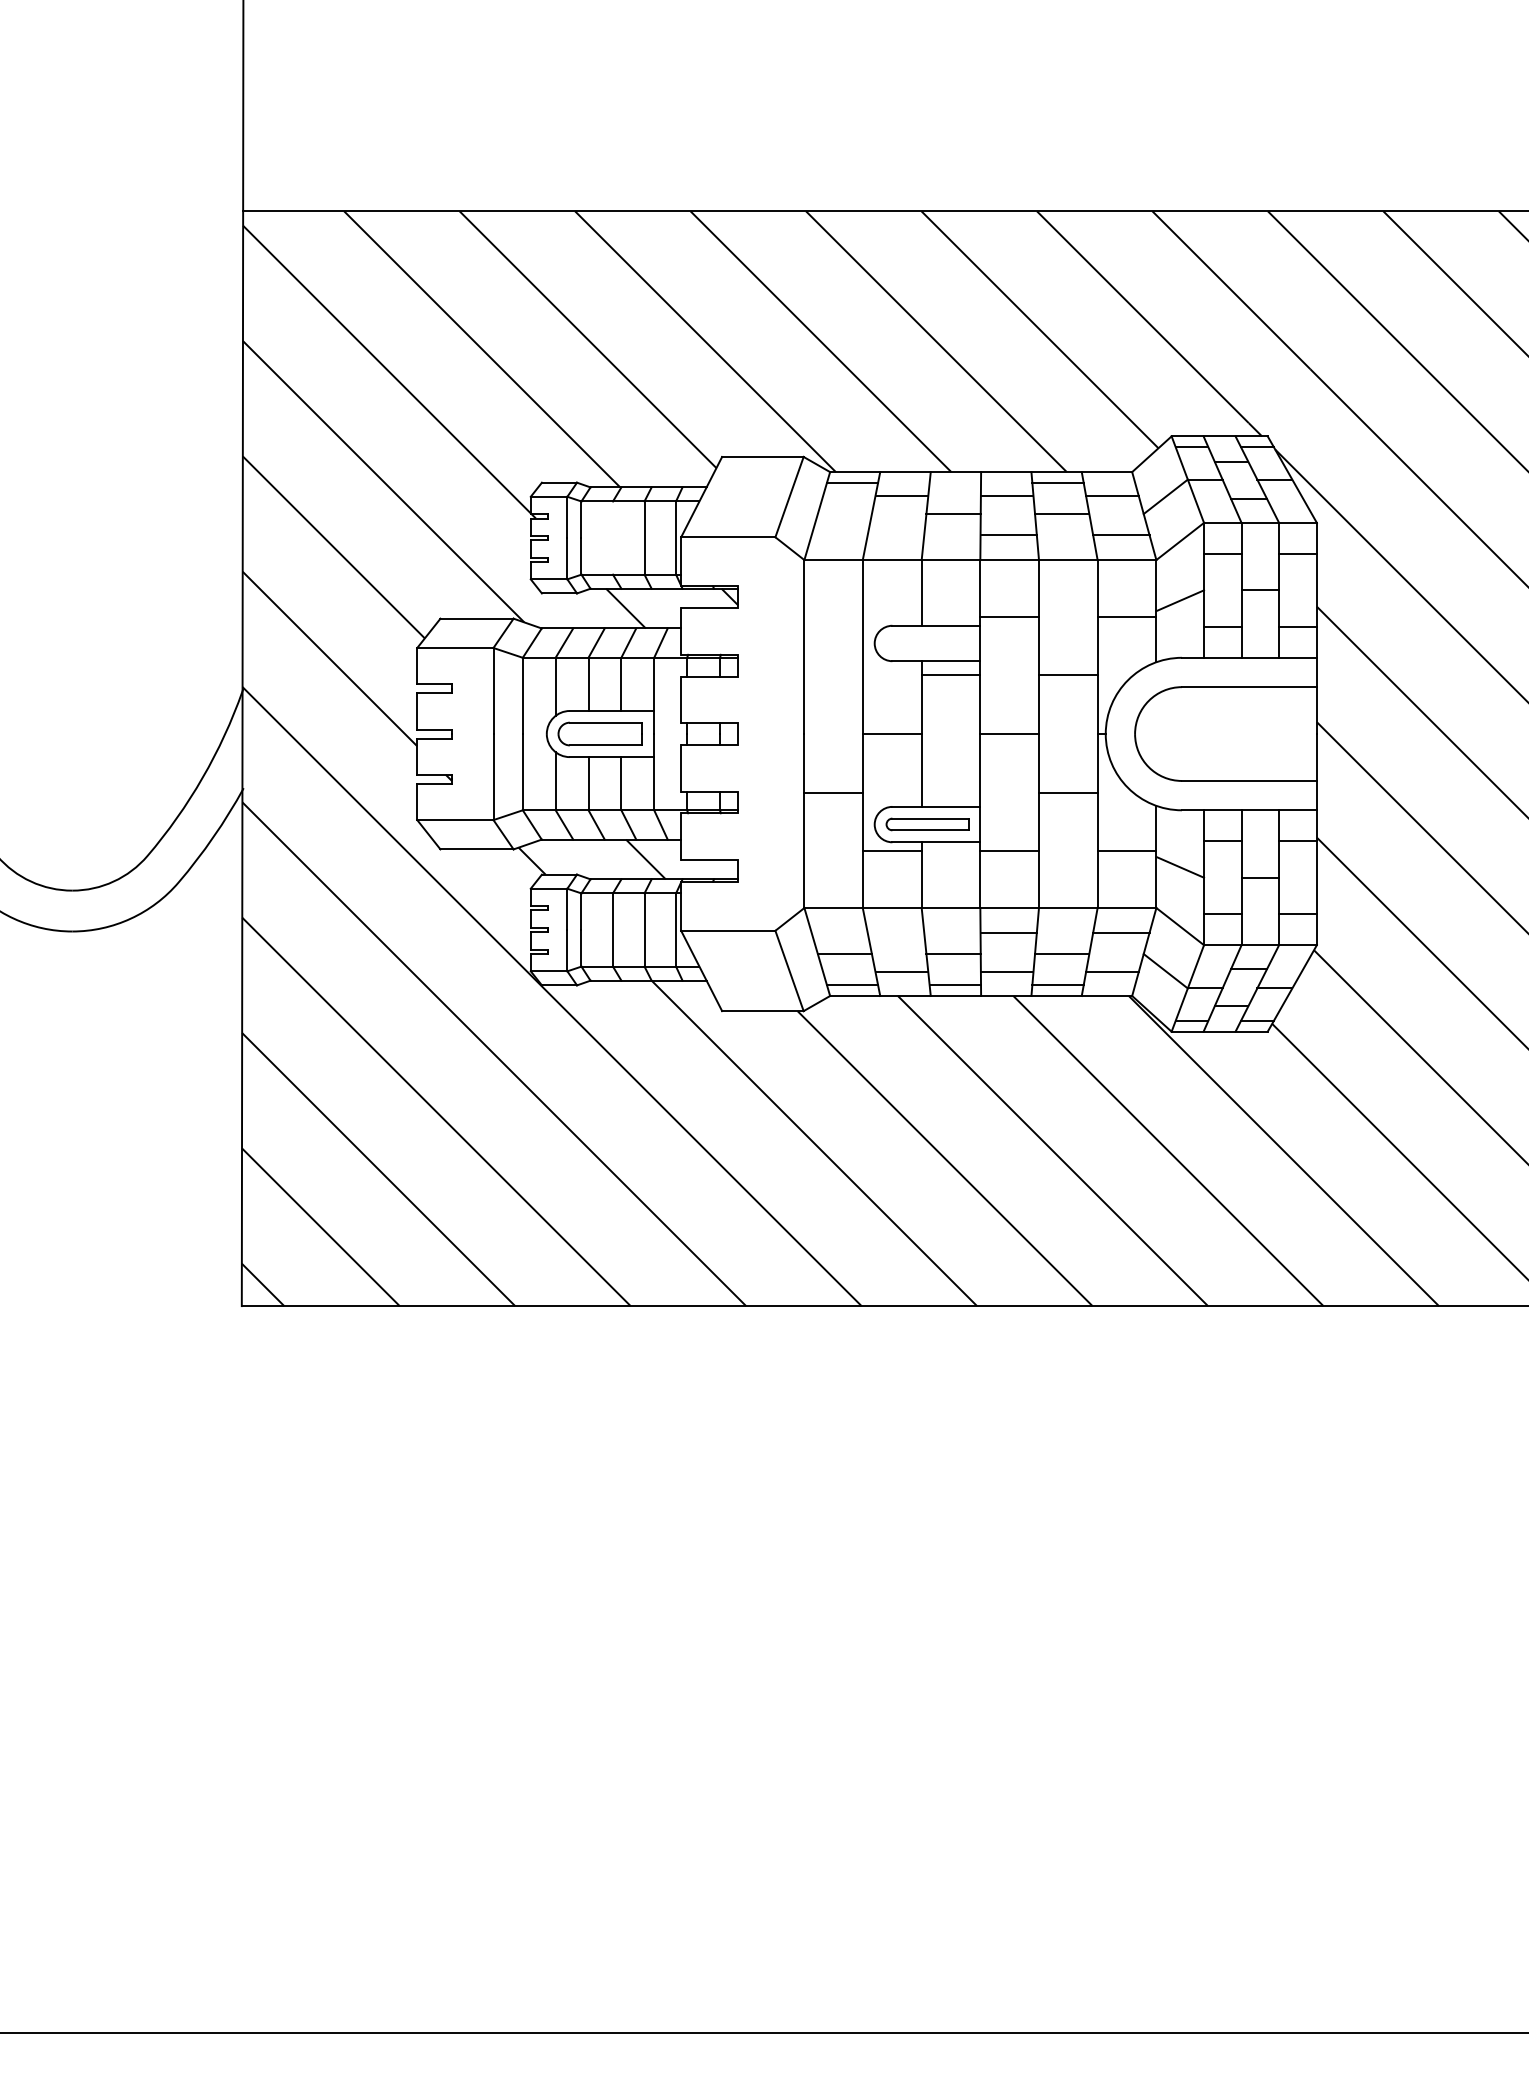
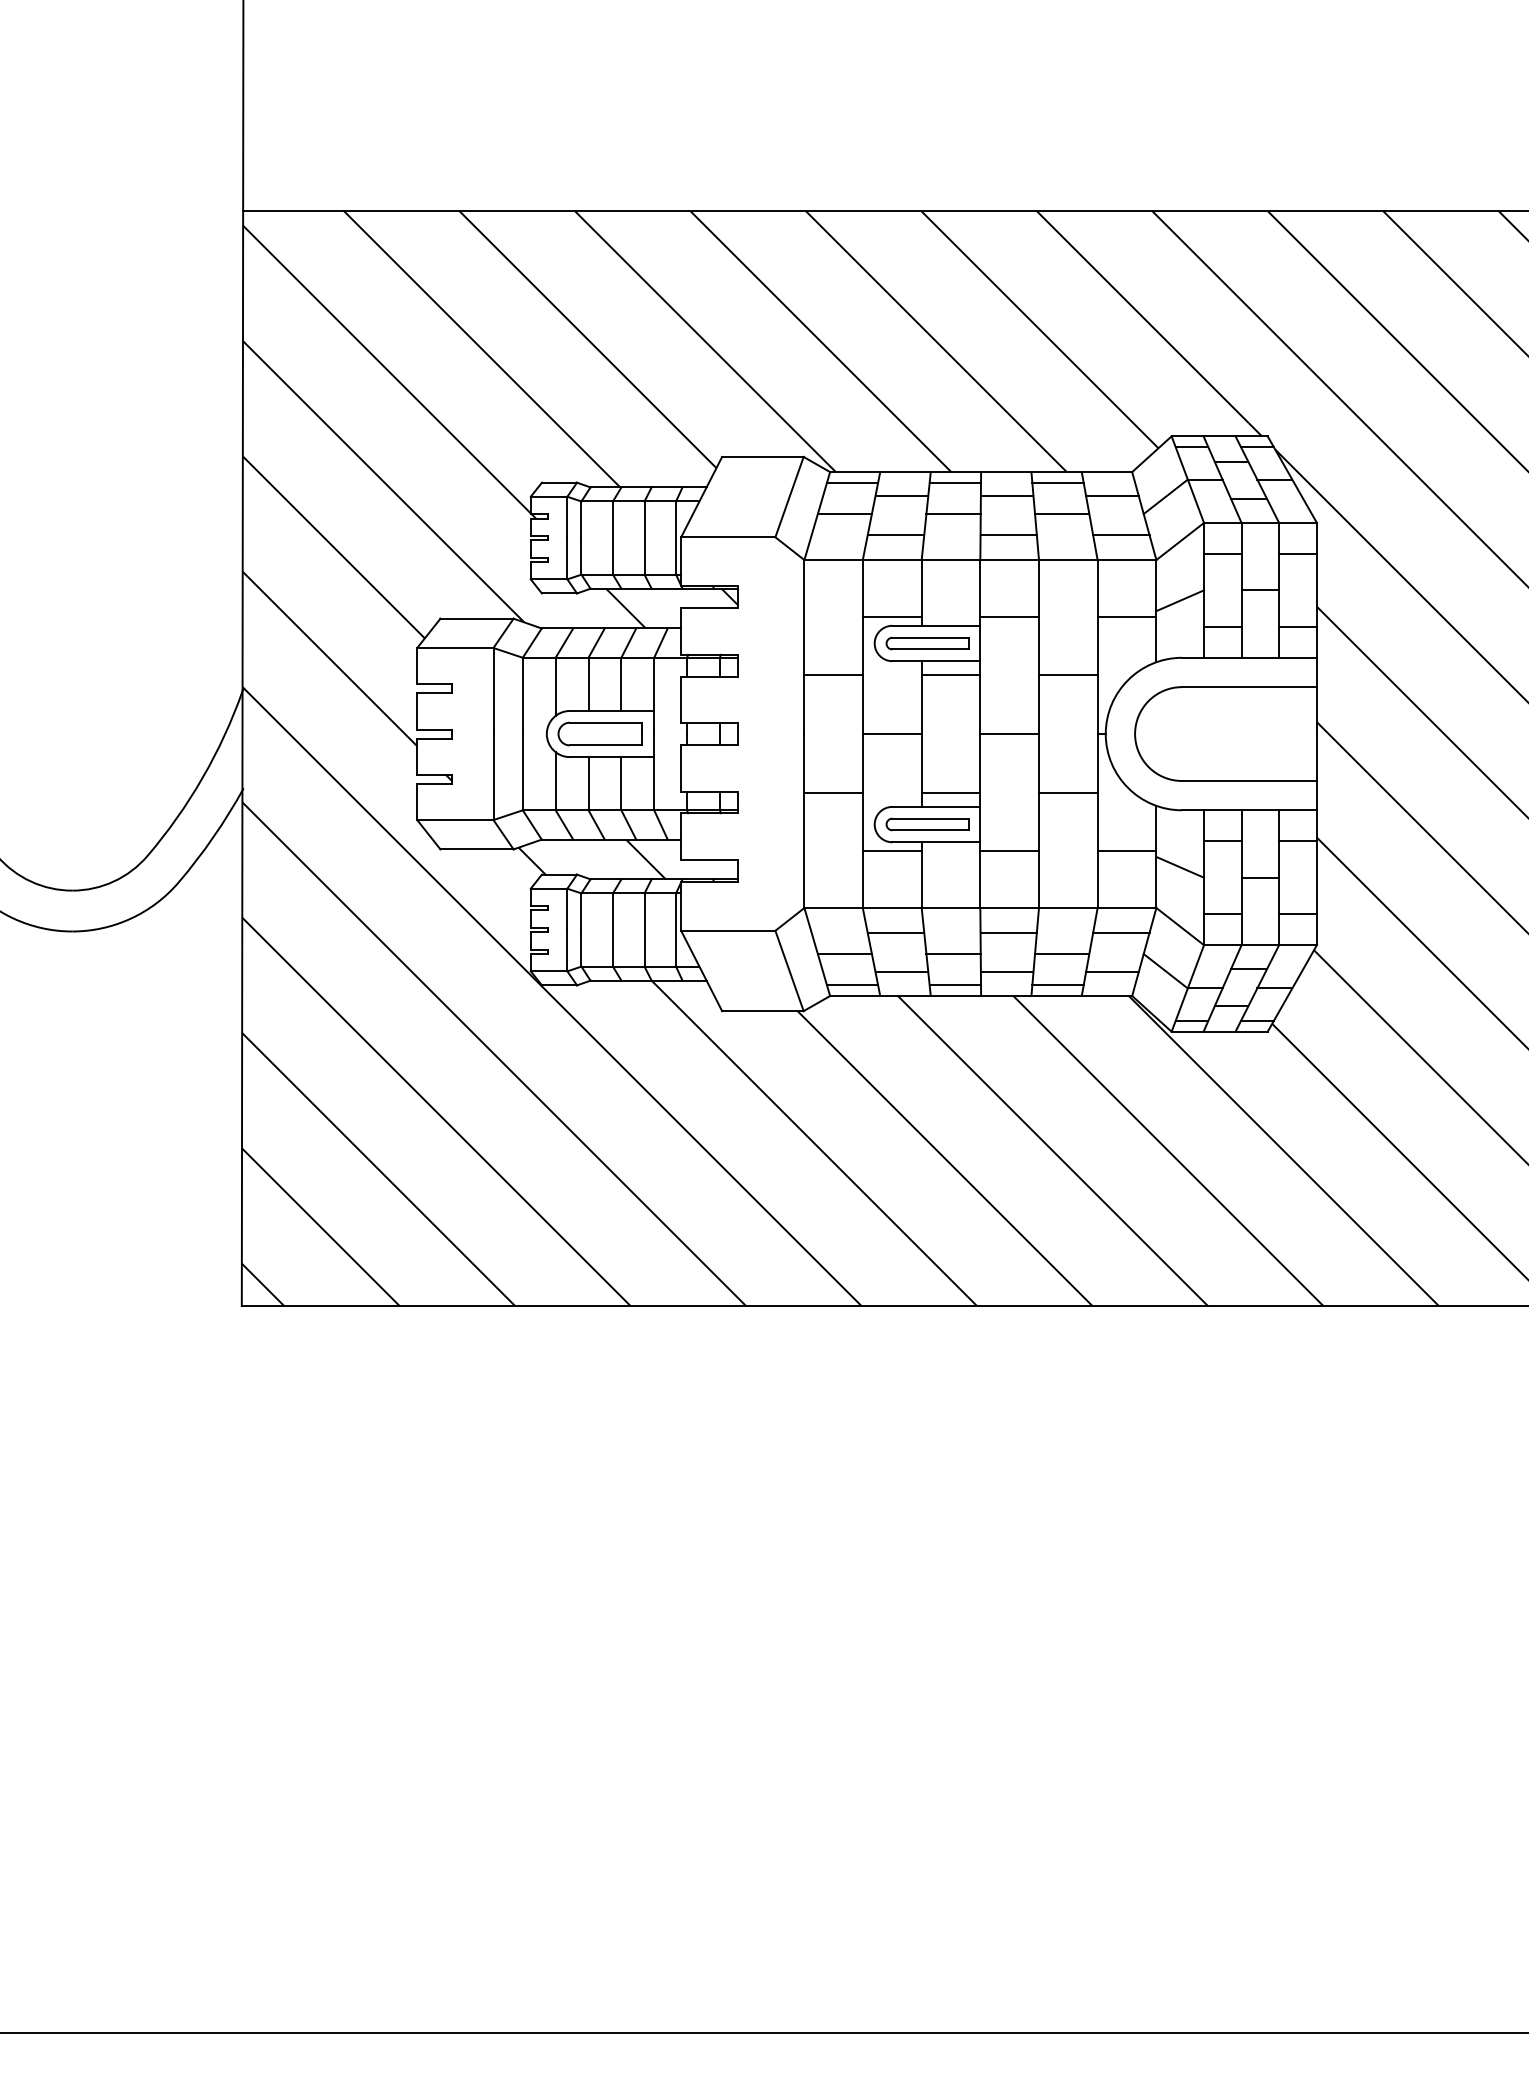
line: none -> present (955, 483)
line: none -> present (844, 514)
line: none -> present (895, 535)
line: none -> present (612, 537)
line: none -> present (892, 616)
part: none -> present (927, 643)
line: none -> present (833, 675)
line: none -> present (950, 792)
line: none -> present (895, 932)
